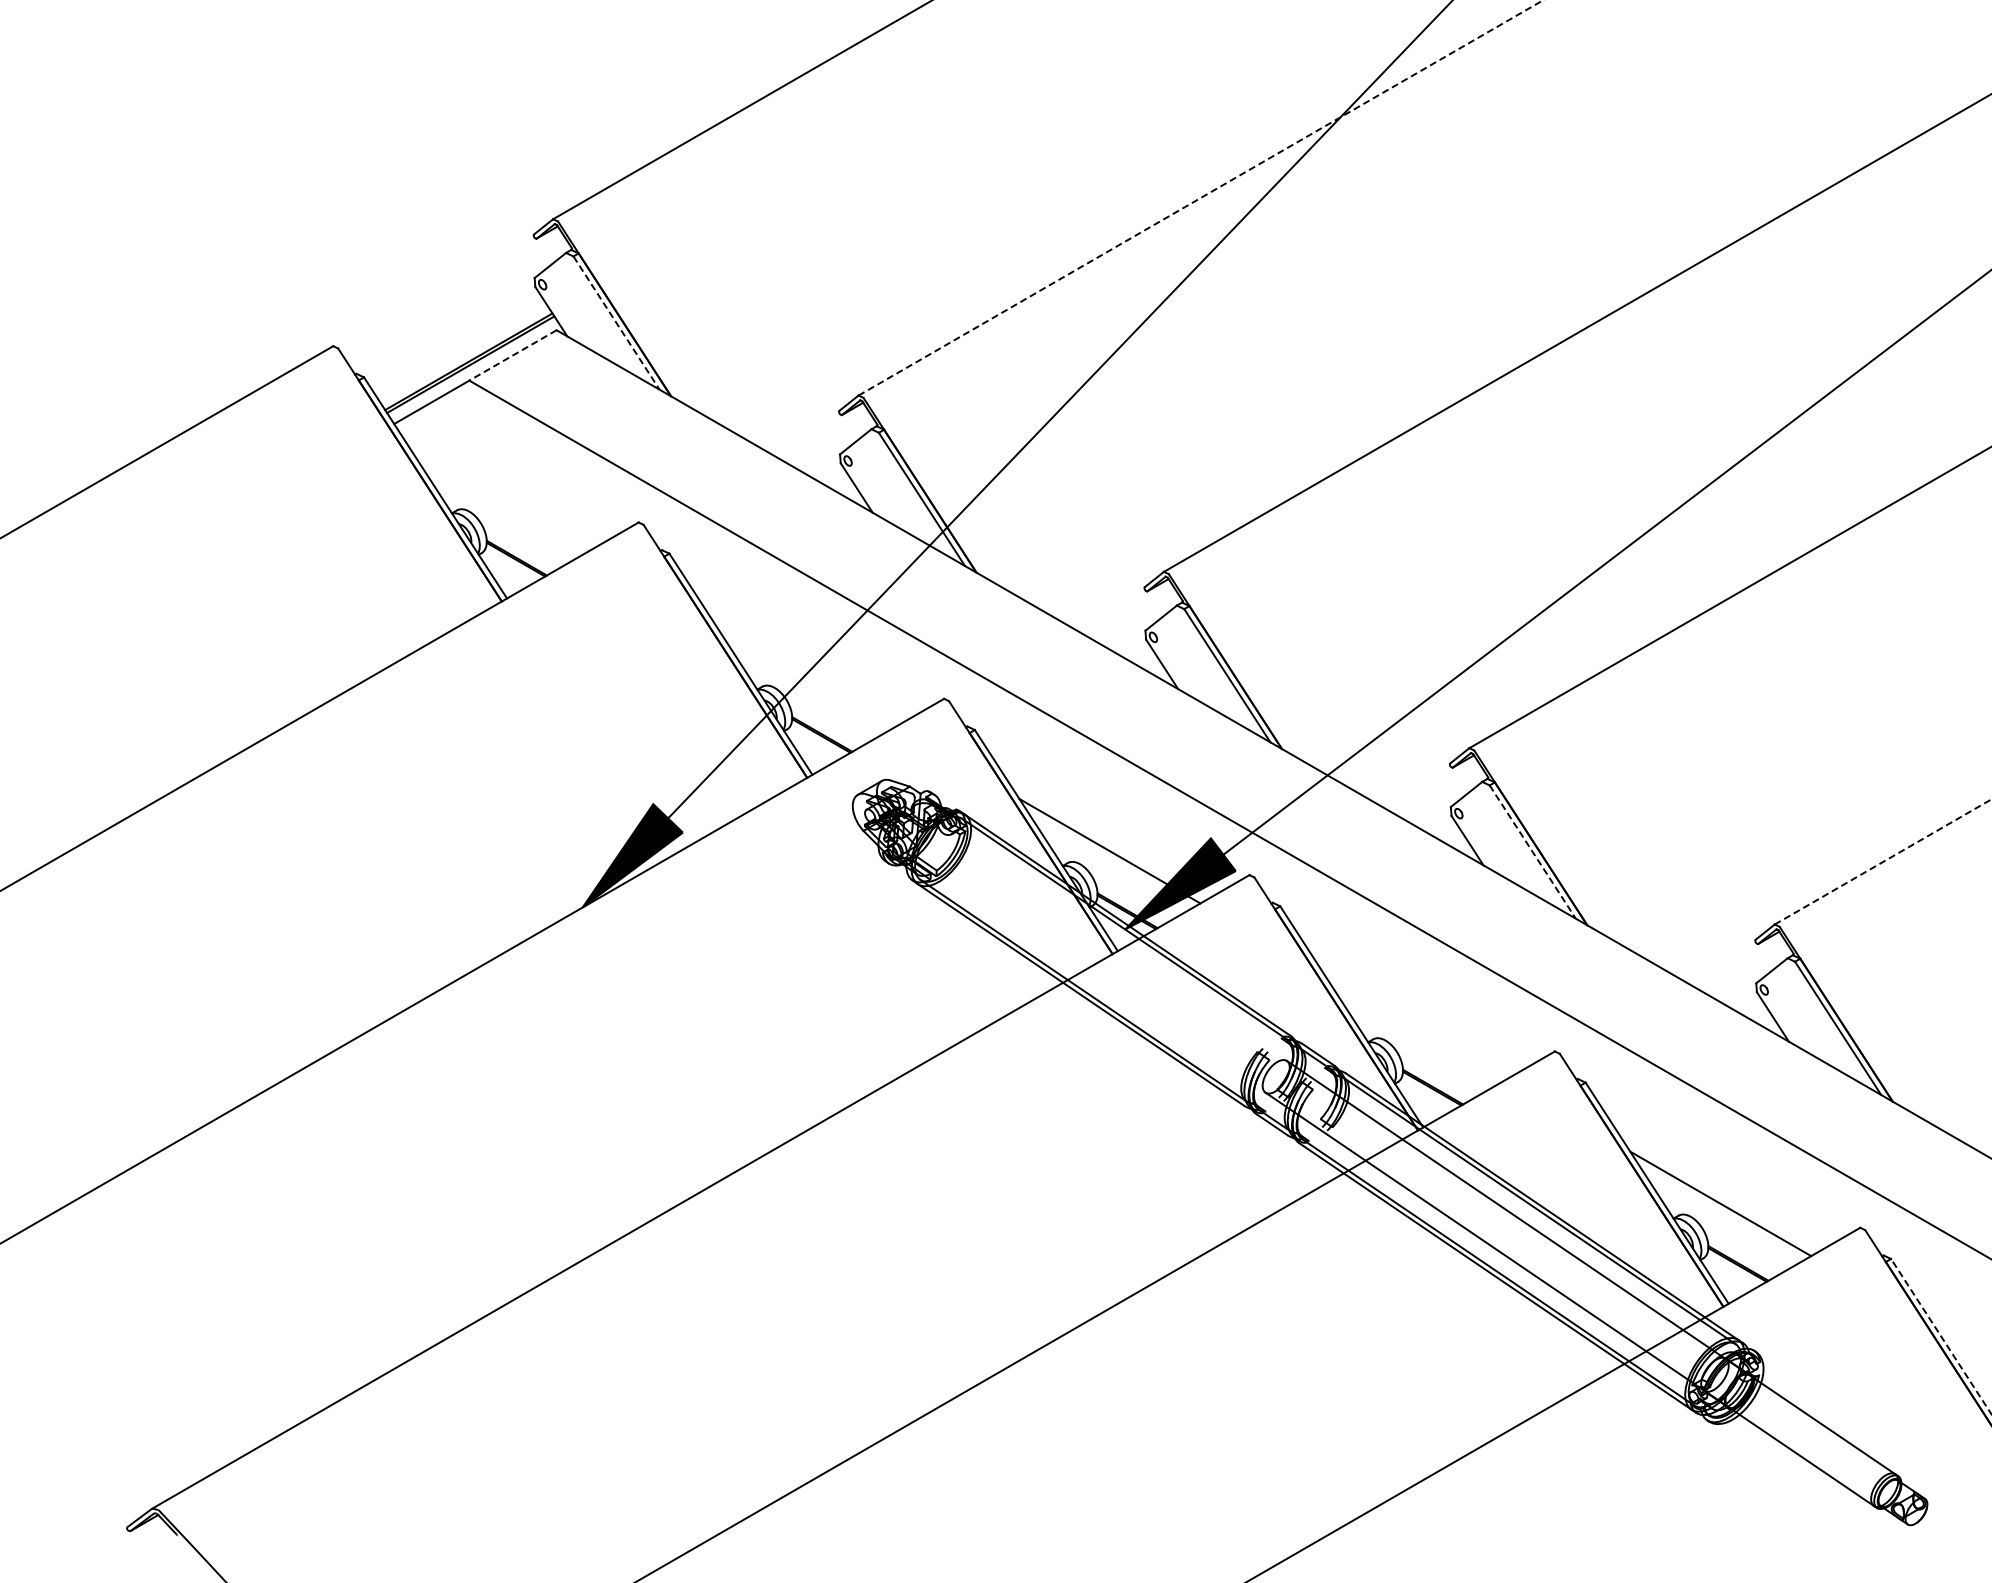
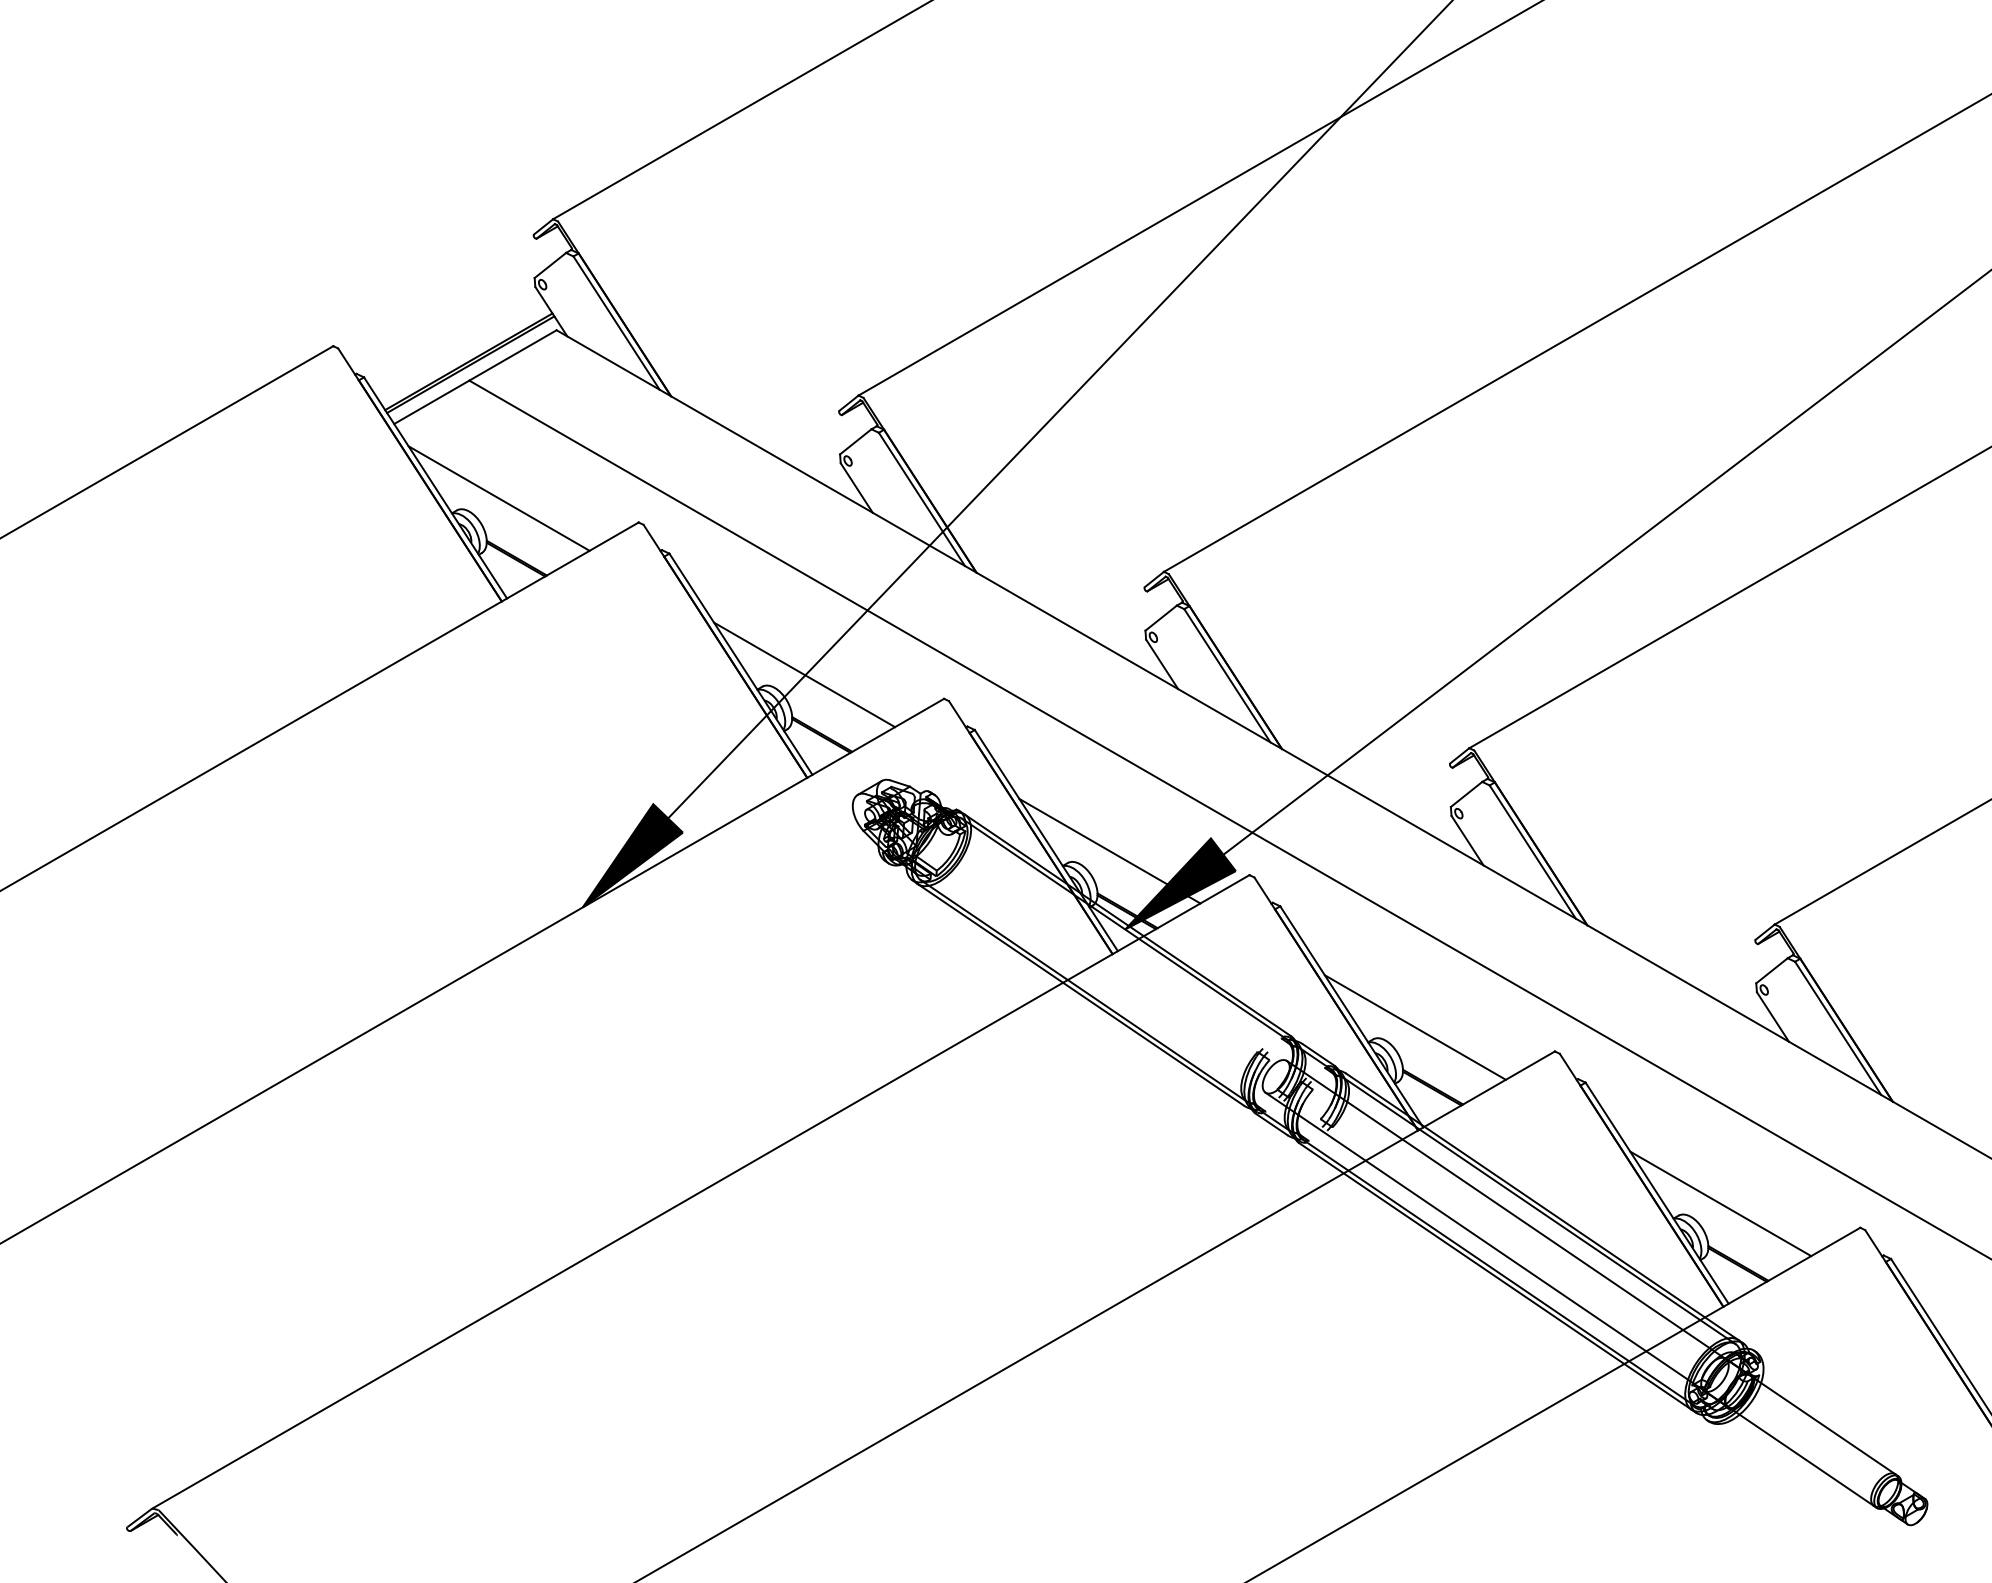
line: dashed -> solid (1201, 197)
line: dashed -> solid (616, 323)
line: dashed -> solid (512, 355)
line: none -> present (498, 498)
line: none -> present (804, 674)
line: dashed -> solid (1533, 852)
line: dashed -> solid (1883, 861)
line: none -> present (1414, 1027)
line: dashed -> solid (1941, 1336)
